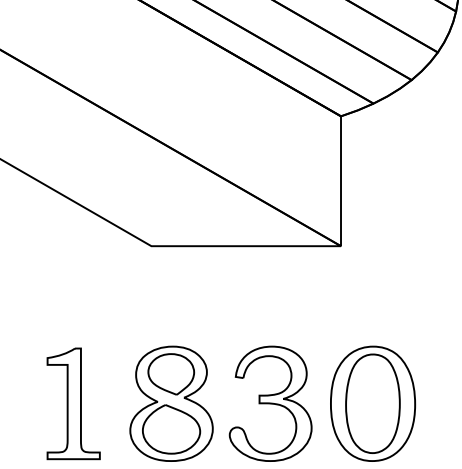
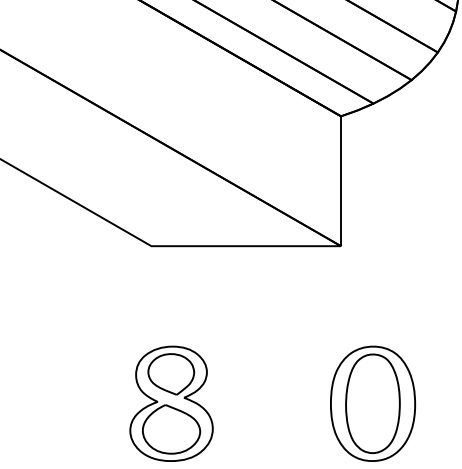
part: present -> none (73, 403)
part: present -> none (270, 403)
